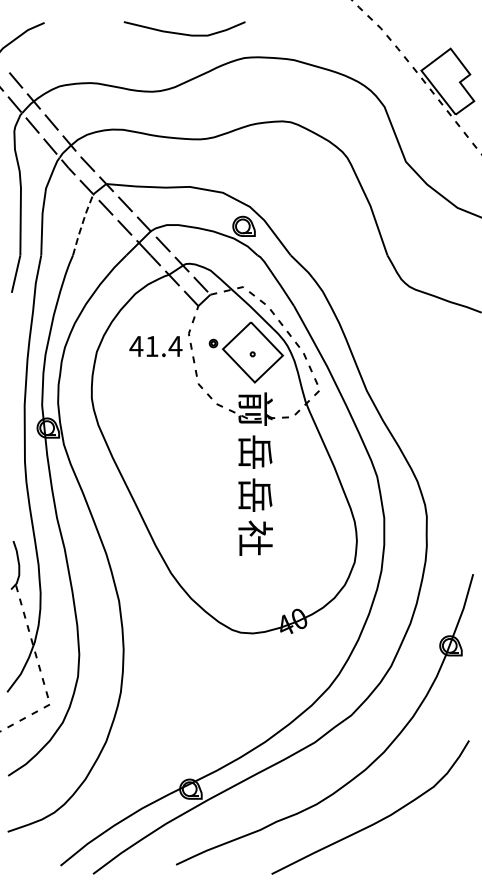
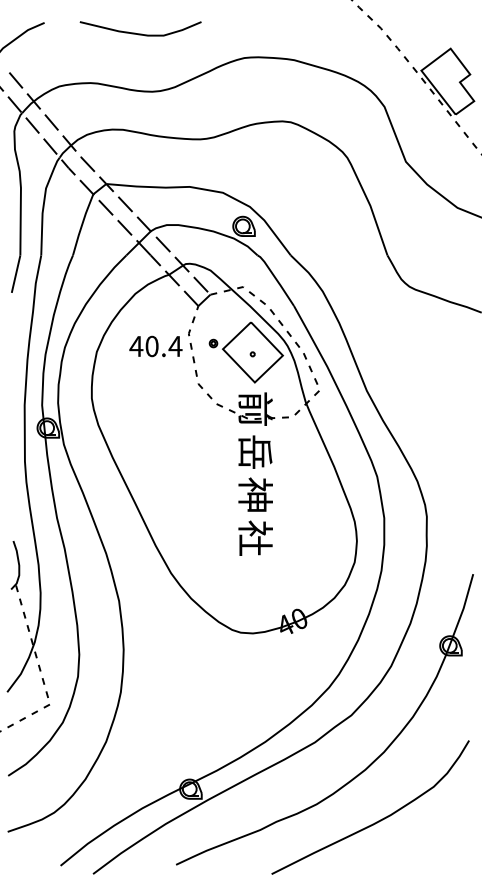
curve position: (184, 33) -> (140, 33) (140, 33)
line: dashed -> solid (82, 224)
text: 41.4 -> 40.4 (151, 346)
text: 岳 -> 神 (255, 494)
